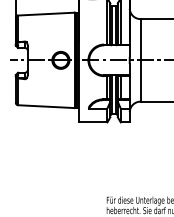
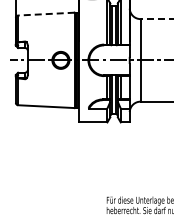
line: solid -> dashed (45, 14)
line: solid -> dashed (156, 19)
